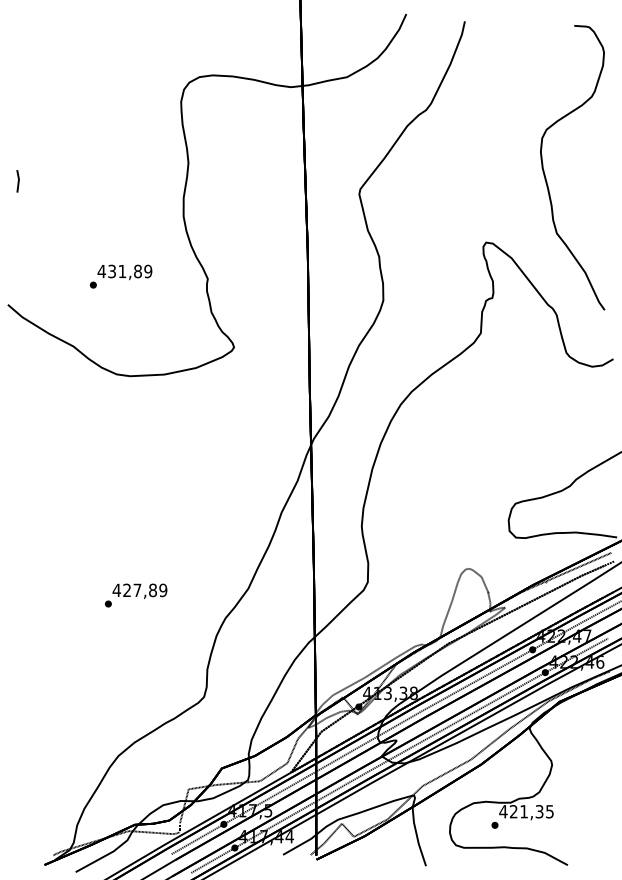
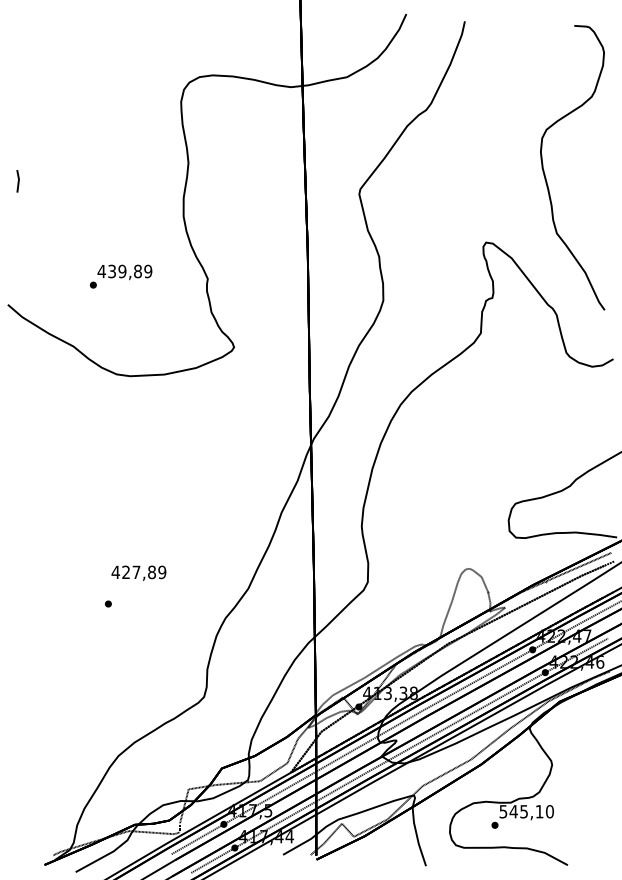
text: 431,89 -> 439,89 (122, 271)
text position: (139, 590) -> (138, 572) (138, 572)
text: 421,35 -> 545,10 (526, 811)
